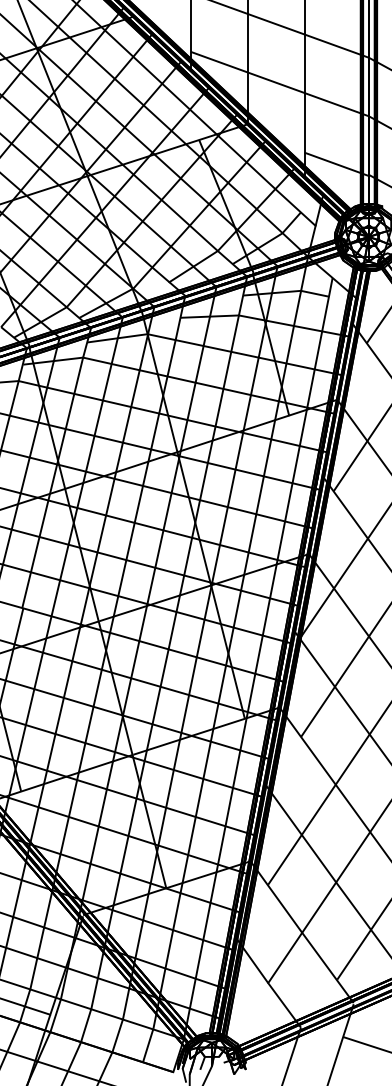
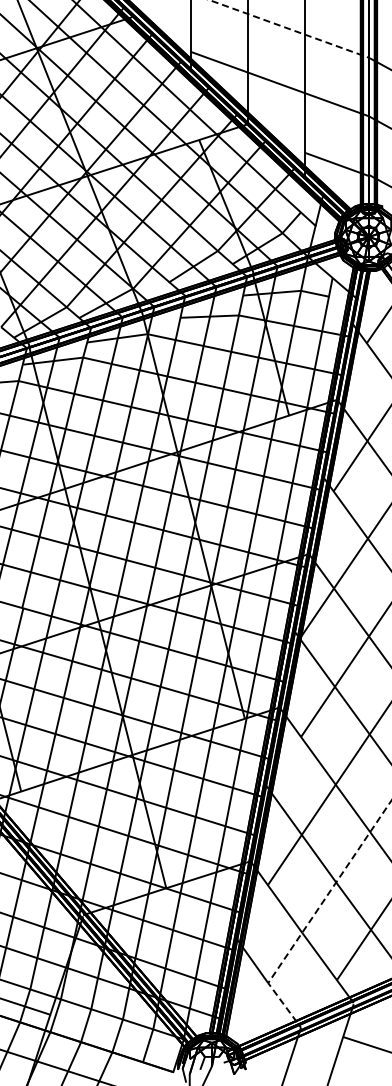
line: solid -> dashed (289, 28)
line: solid -> dashed (314, 915)
